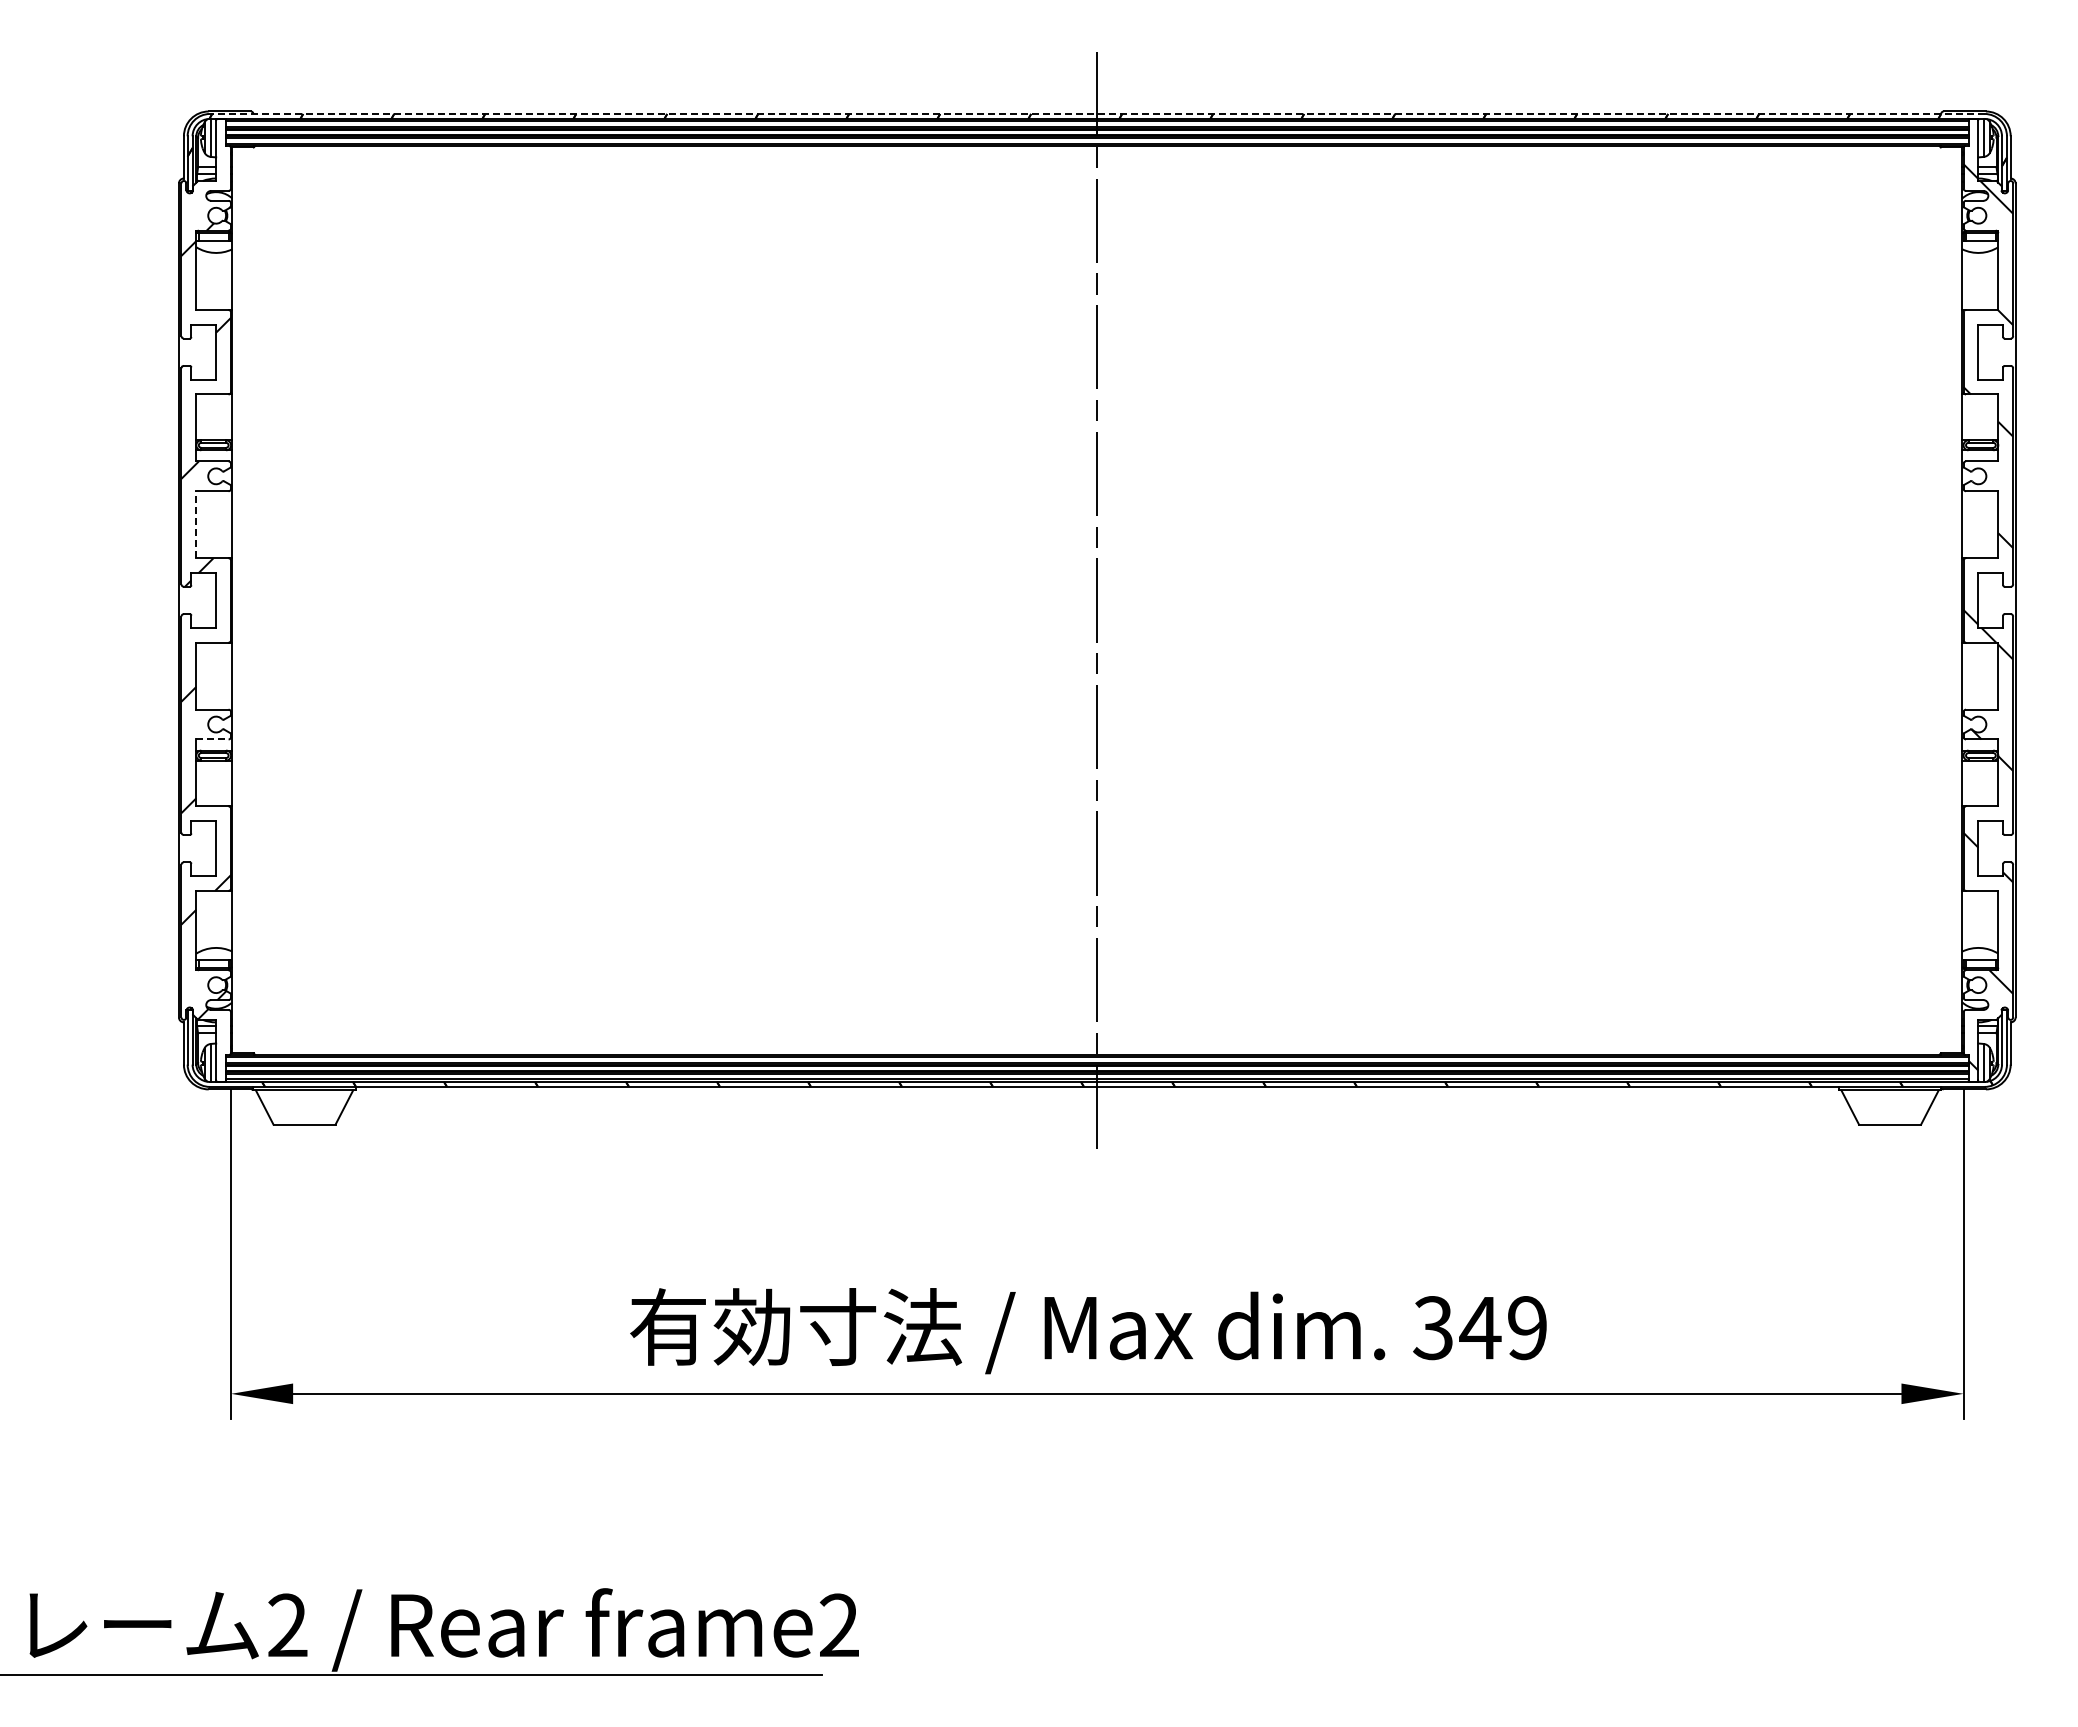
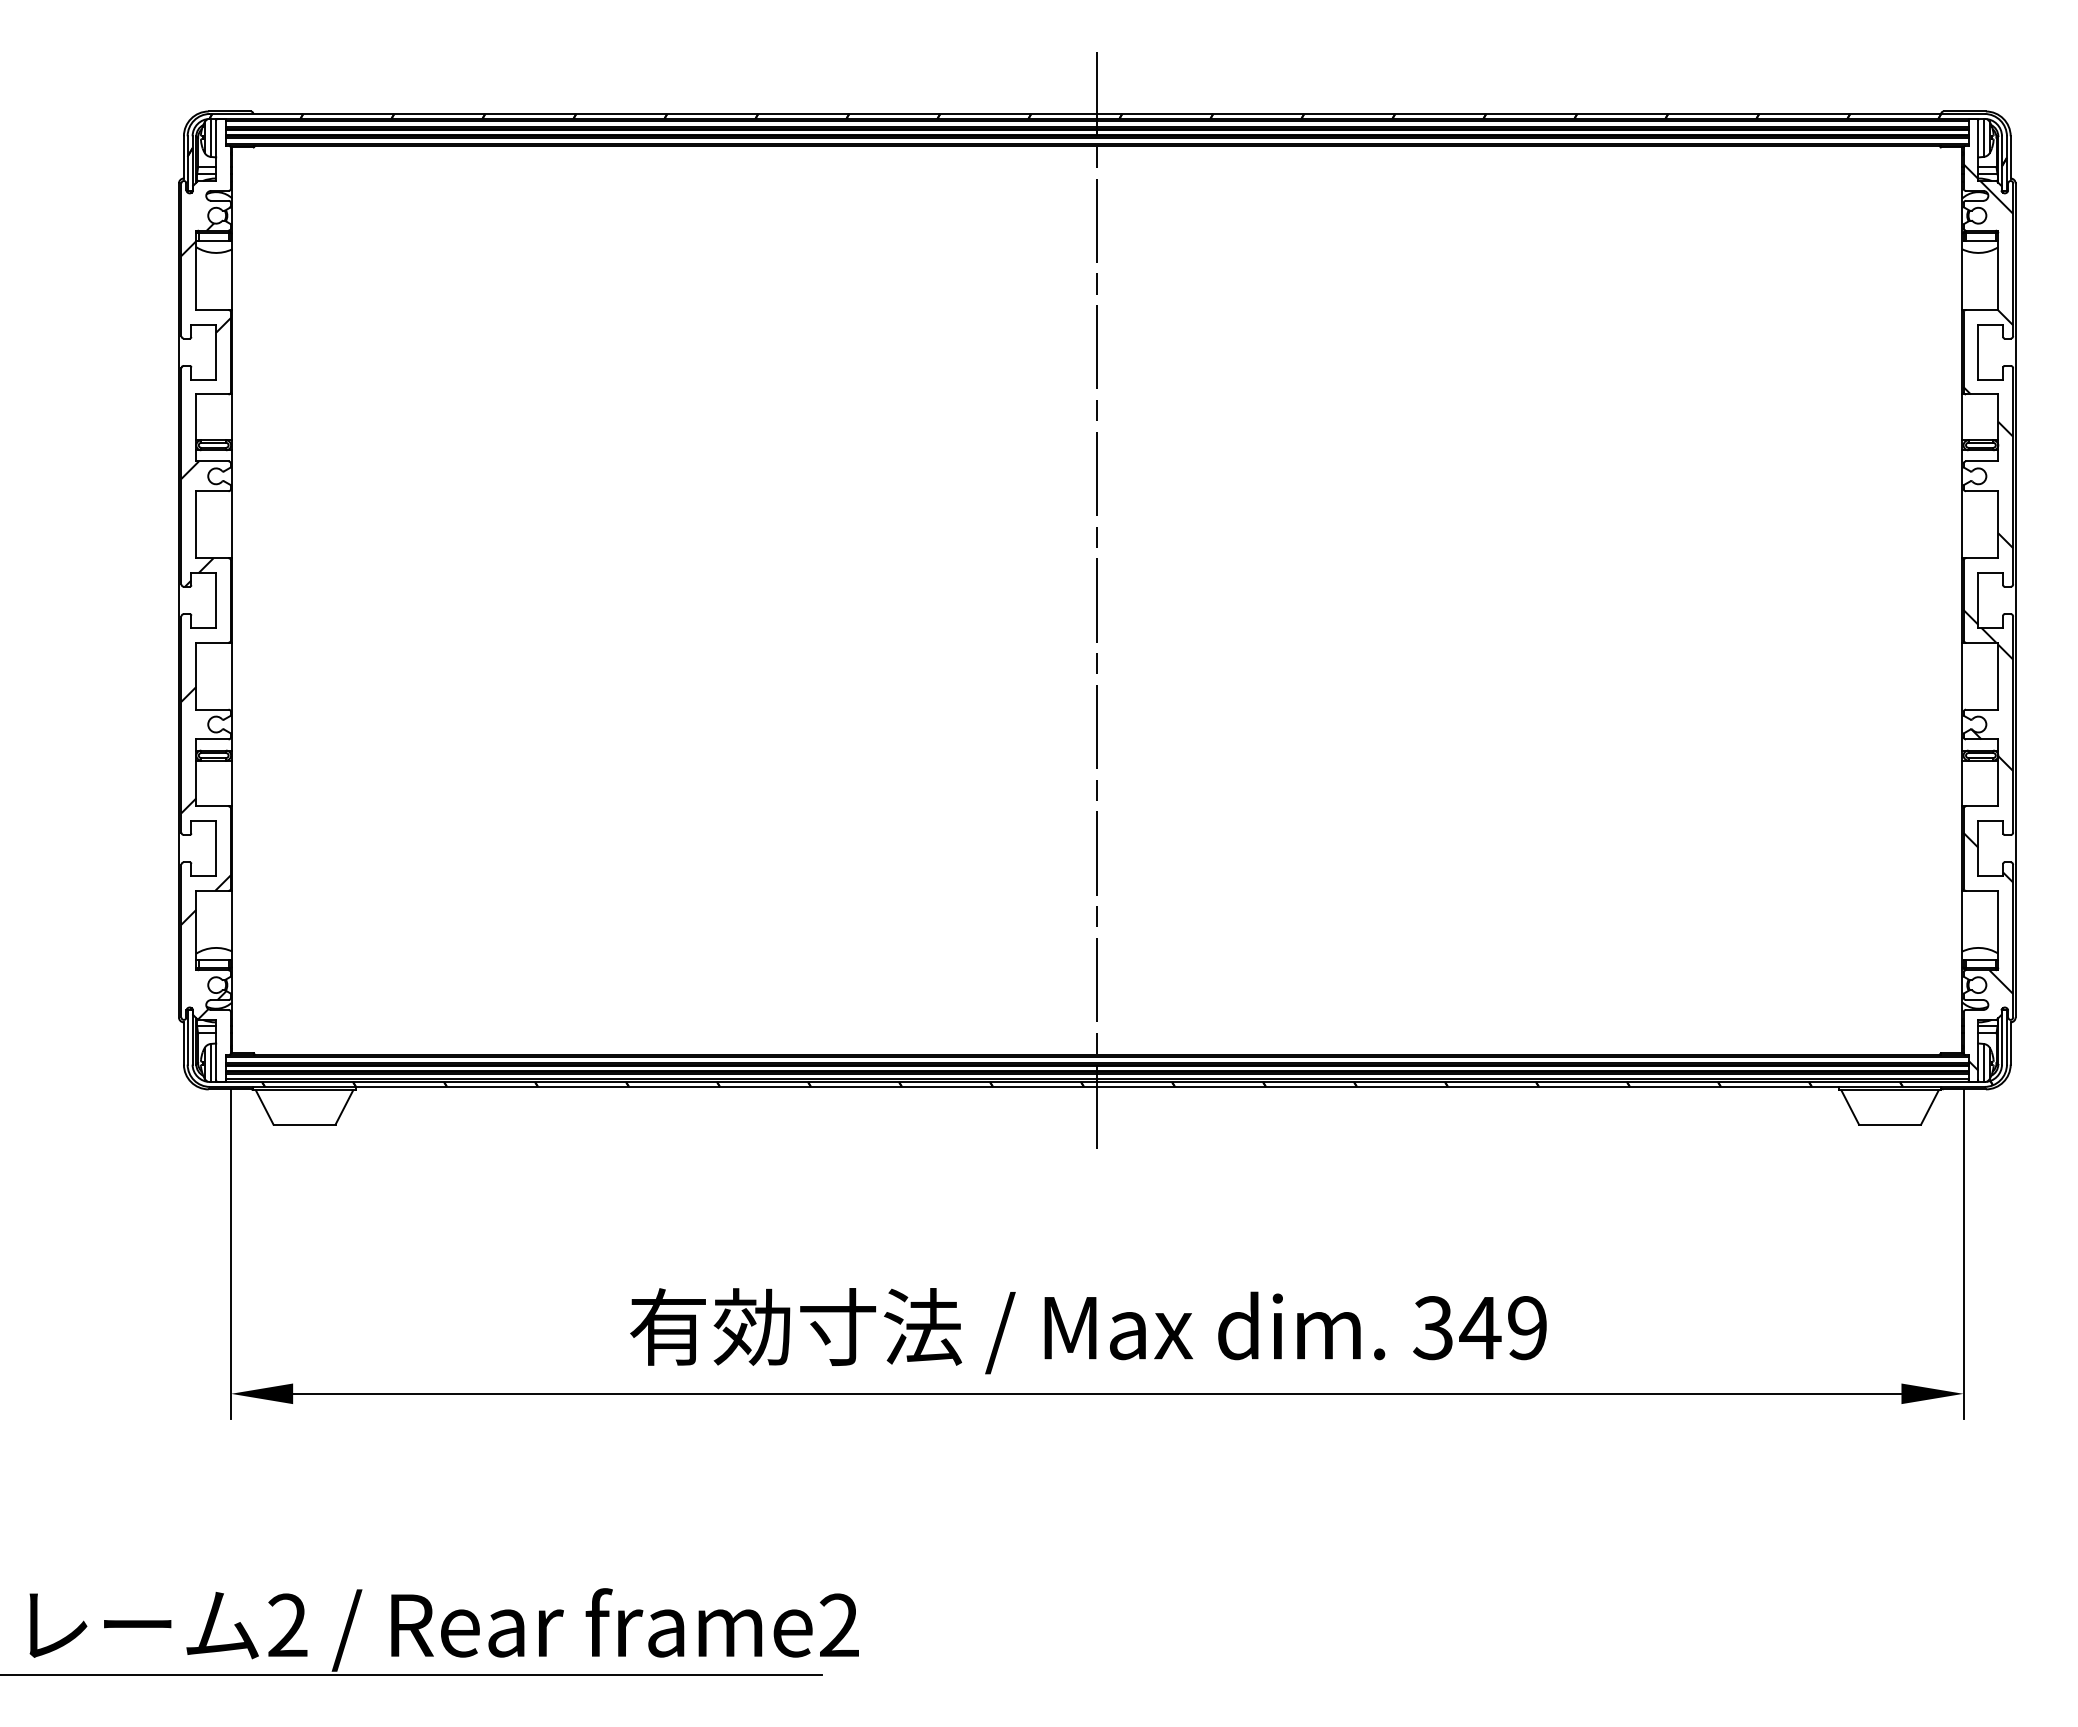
line: dashed -> solid (1096, 113)
line: dashed -> solid (196, 524)
line: dashed -> solid (212, 739)
